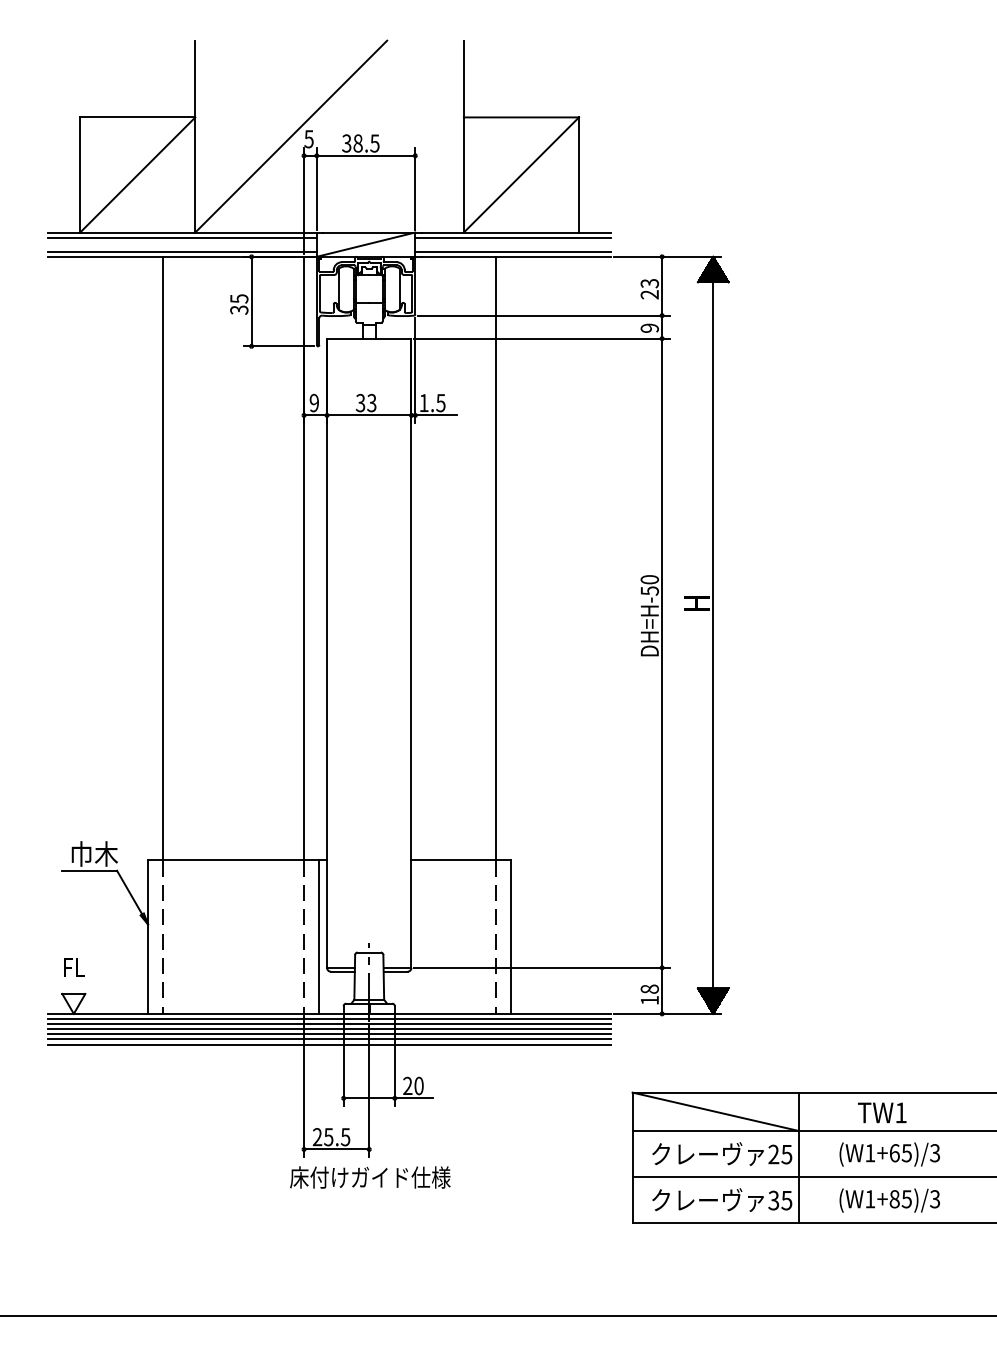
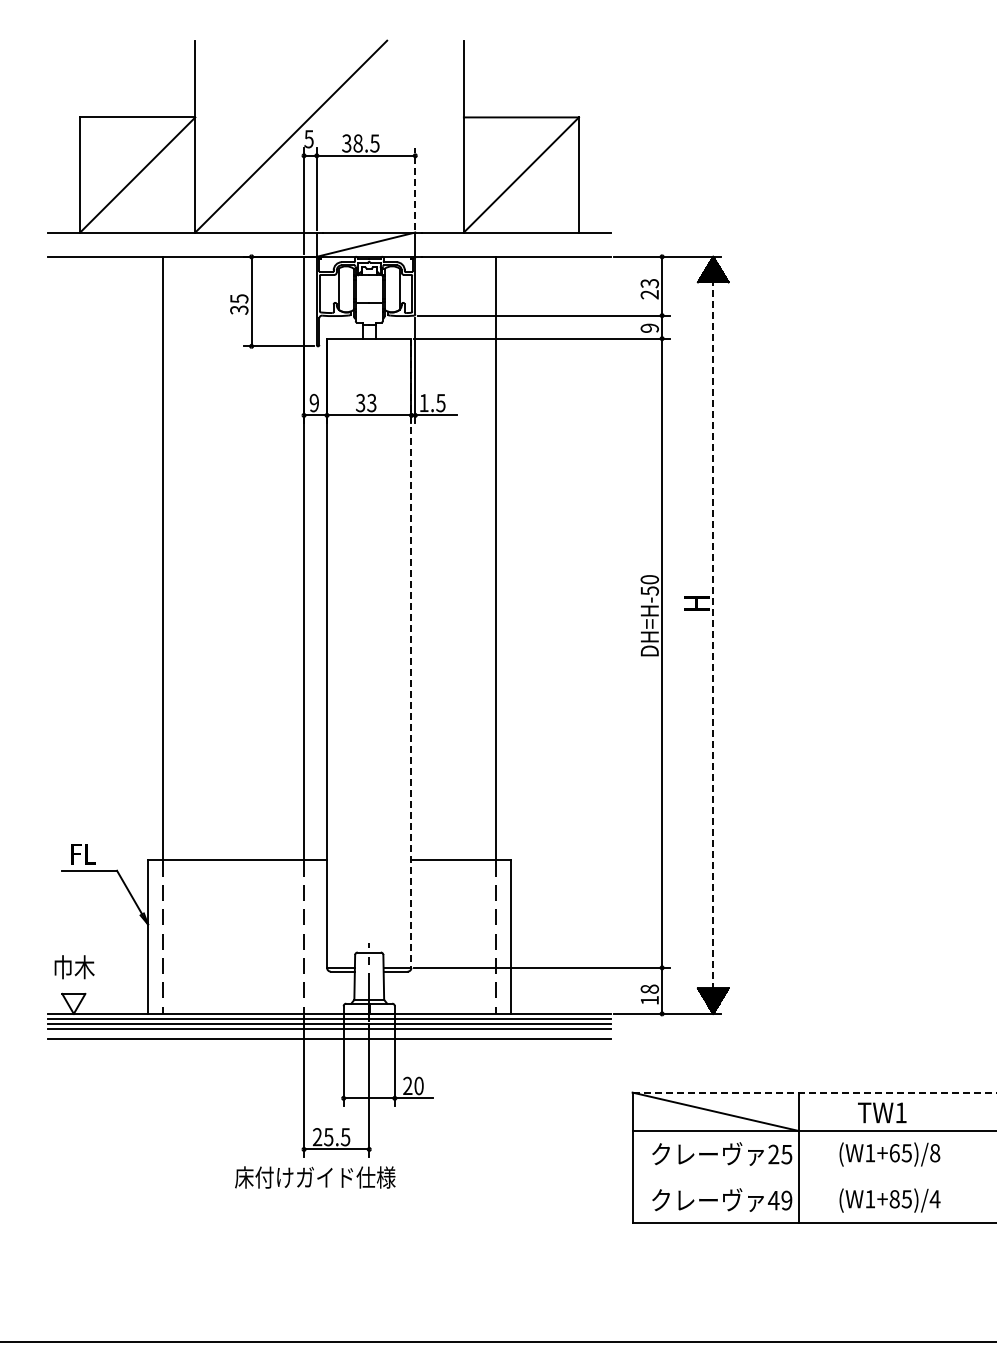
line: solid -> dashed (415, 189)
line: present -> none (182, 237)
line: present -> none (512, 237)
line: present -> none (182, 251)
line: present -> none (512, 251)
line: solid -> dashed (713, 635)
line: solid -> dashed (411, 653)
text: 巾木 -> FL (94, 853)
line: present -> none (319, 936)
text: FL -> 巾木 (74, 967)
line: present -> none (329, 1034)
line: present -> none (329, 1044)
line: solid -> dashed (814, 1092)
text: (W1+65)/3 -> (W1+65)/8 (935, 1153)
text position: (370, 1177) -> (315, 1177) (315, 1177)
line: present -> none (812, 1177)
text: (W1+85)/3 -> (W1+85)/4 (934, 1199)
text: 35 -> 49 (779, 1200)
line position: (497, 1316) -> (497, 1342) (497, 1342)
